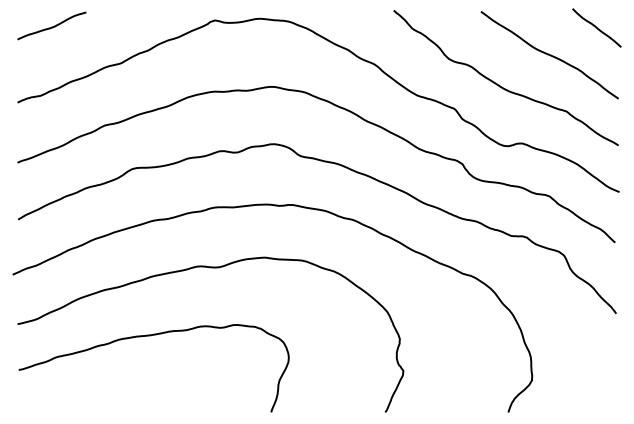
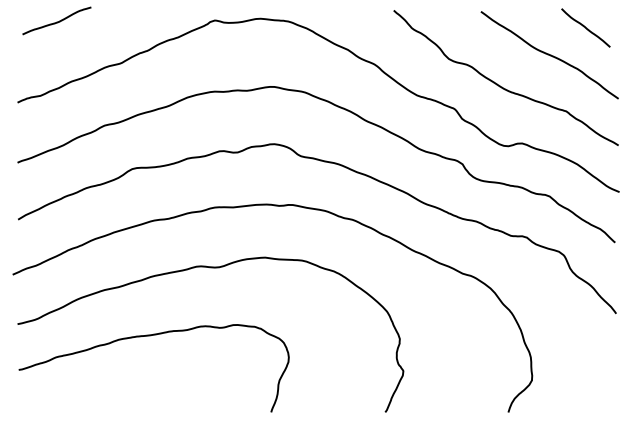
curve position: (51, 26) -> (56, 21) (56, 21)
curve position: (596, 27) -> (585, 27) (585, 27)
